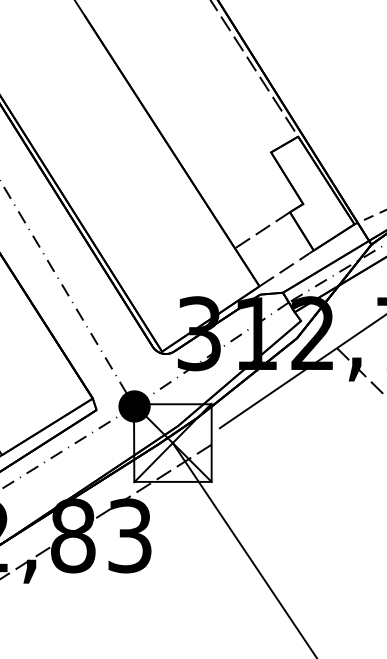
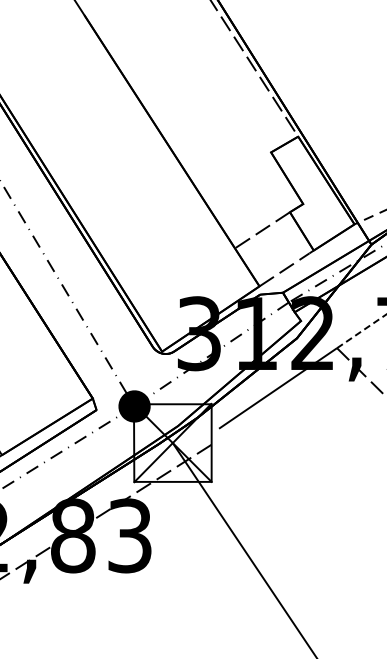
line: solid -> dashed (361, 331)
